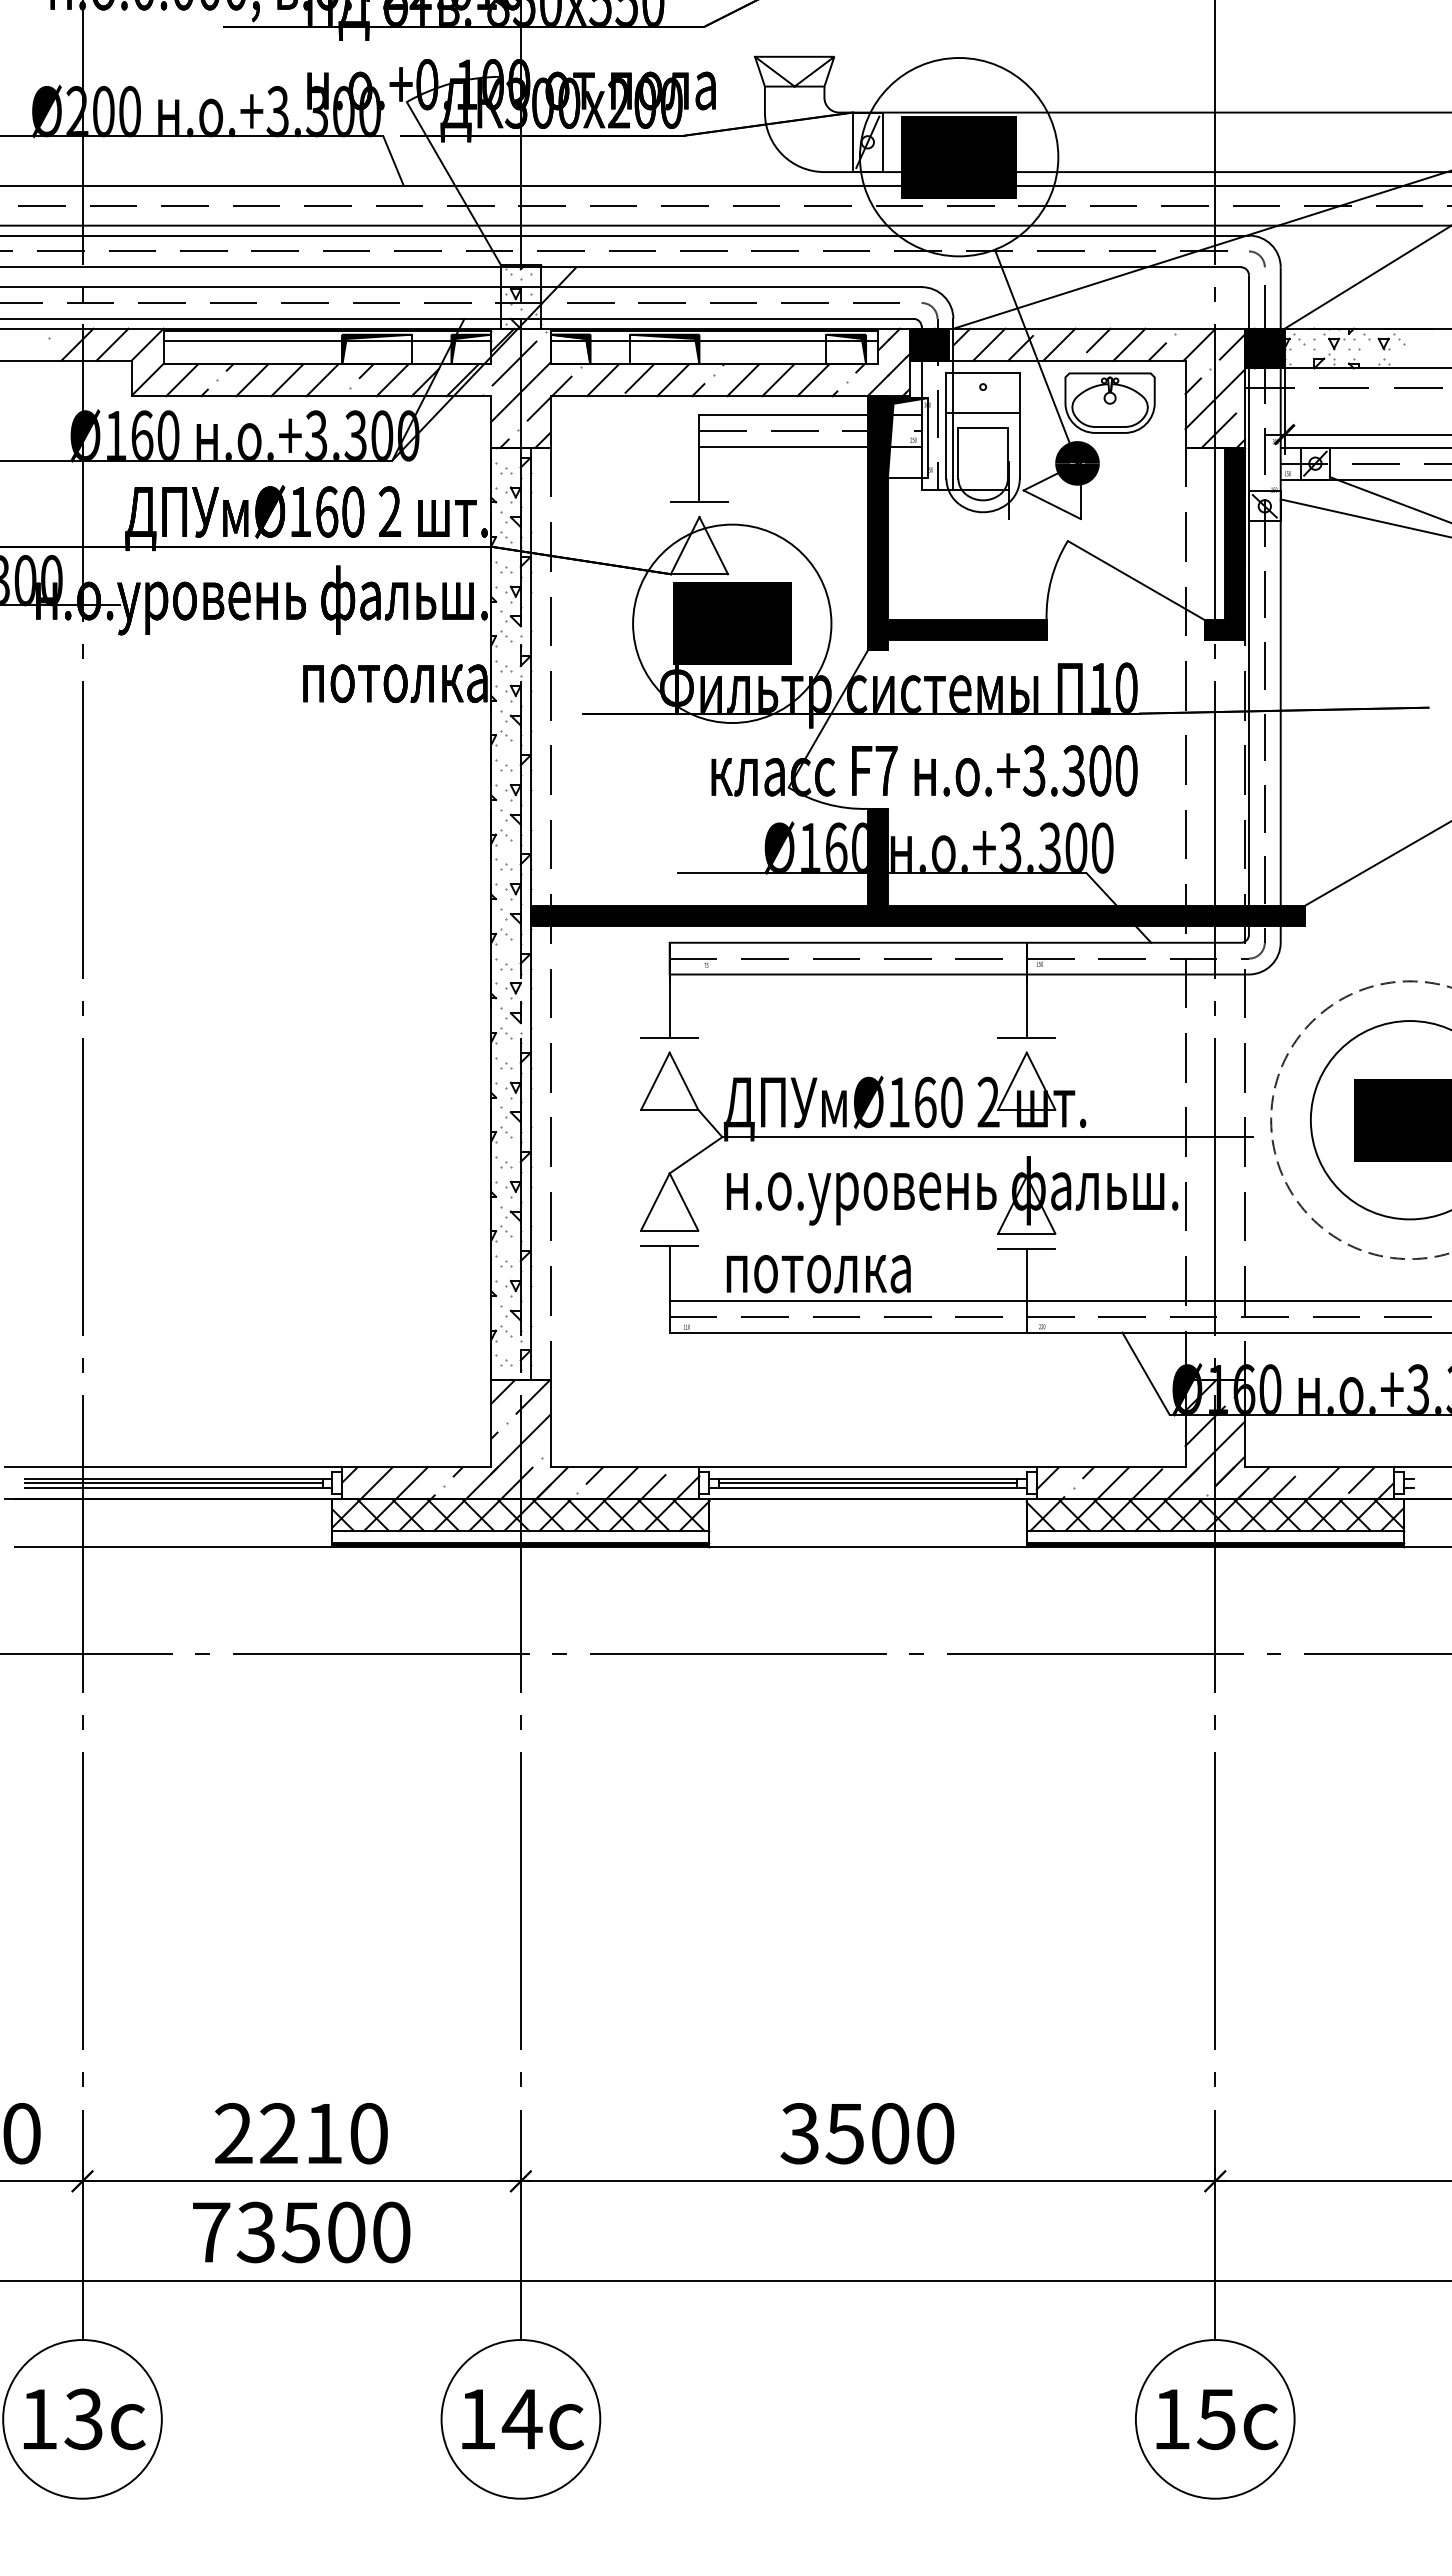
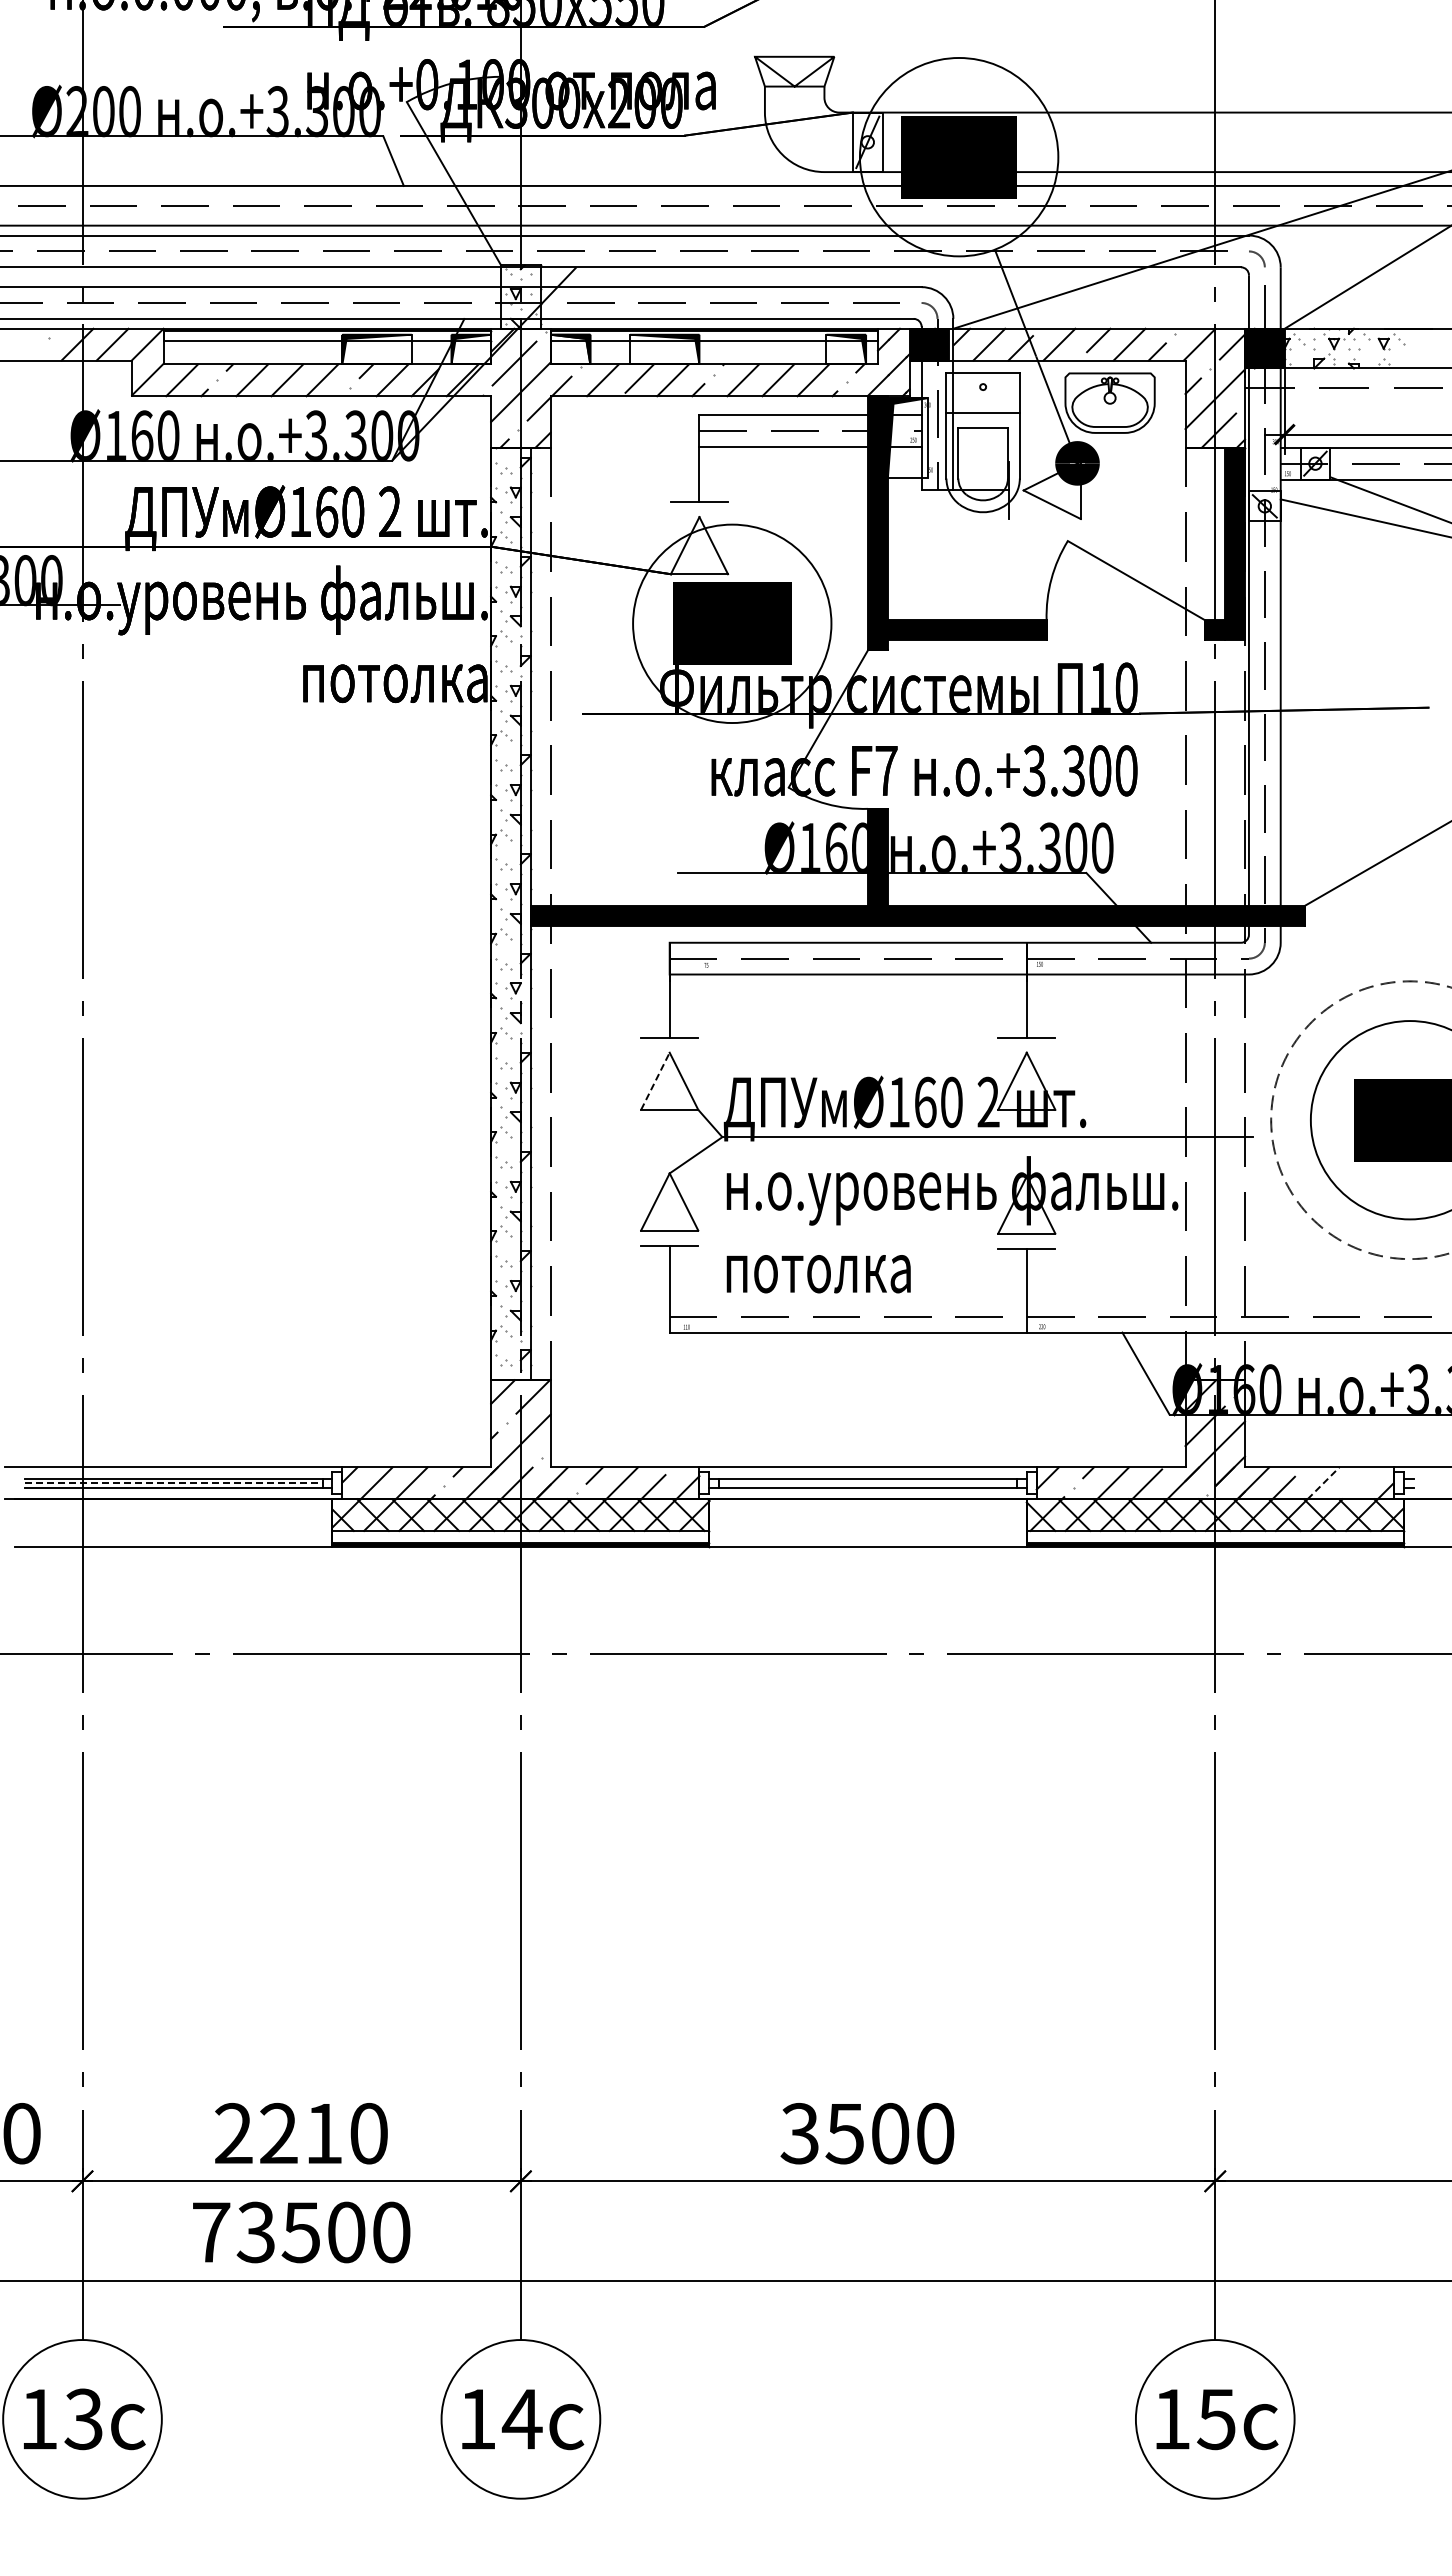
line: solid -> dashed (655, 1081)
line: present -> none (1058, 1300)
line: present -> none (1361, 1479)
line: solid -> dashed (1323, 1482)
line: solid -> dashed (173, 1483)
line: present -> none (867, 1483)
